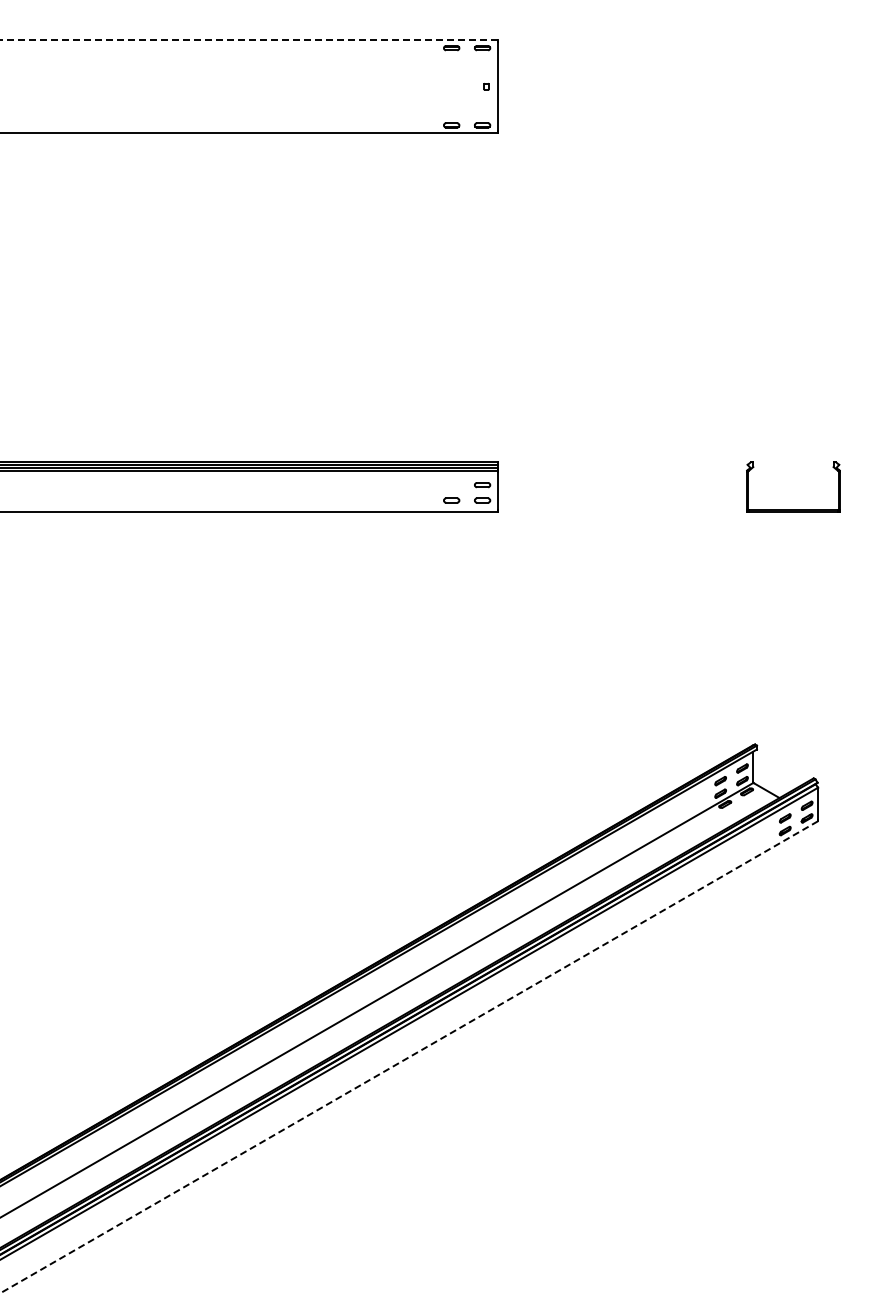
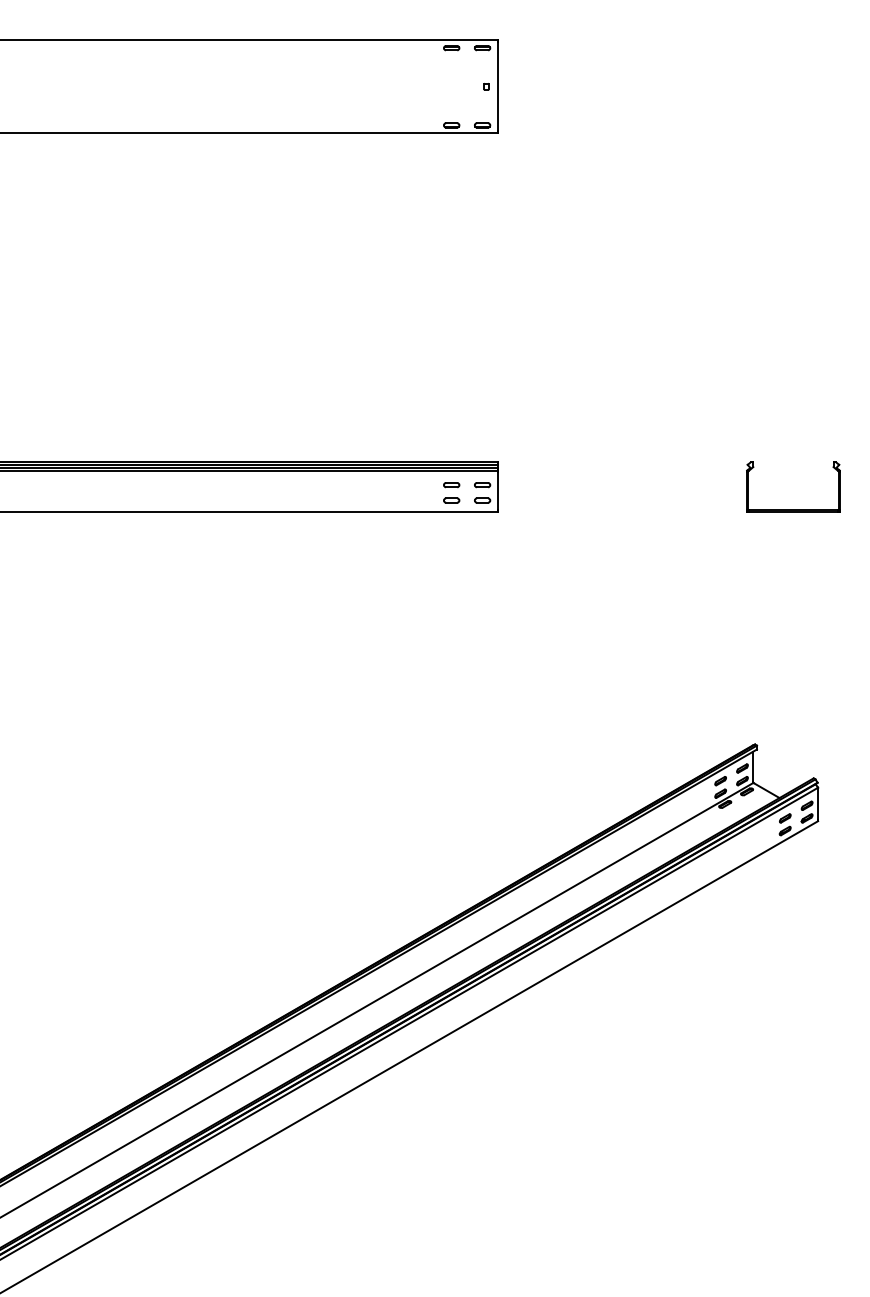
line: dashed -> solid (249, 40)
part: none -> present (451, 485)
line: dashed -> solid (409, 1057)
